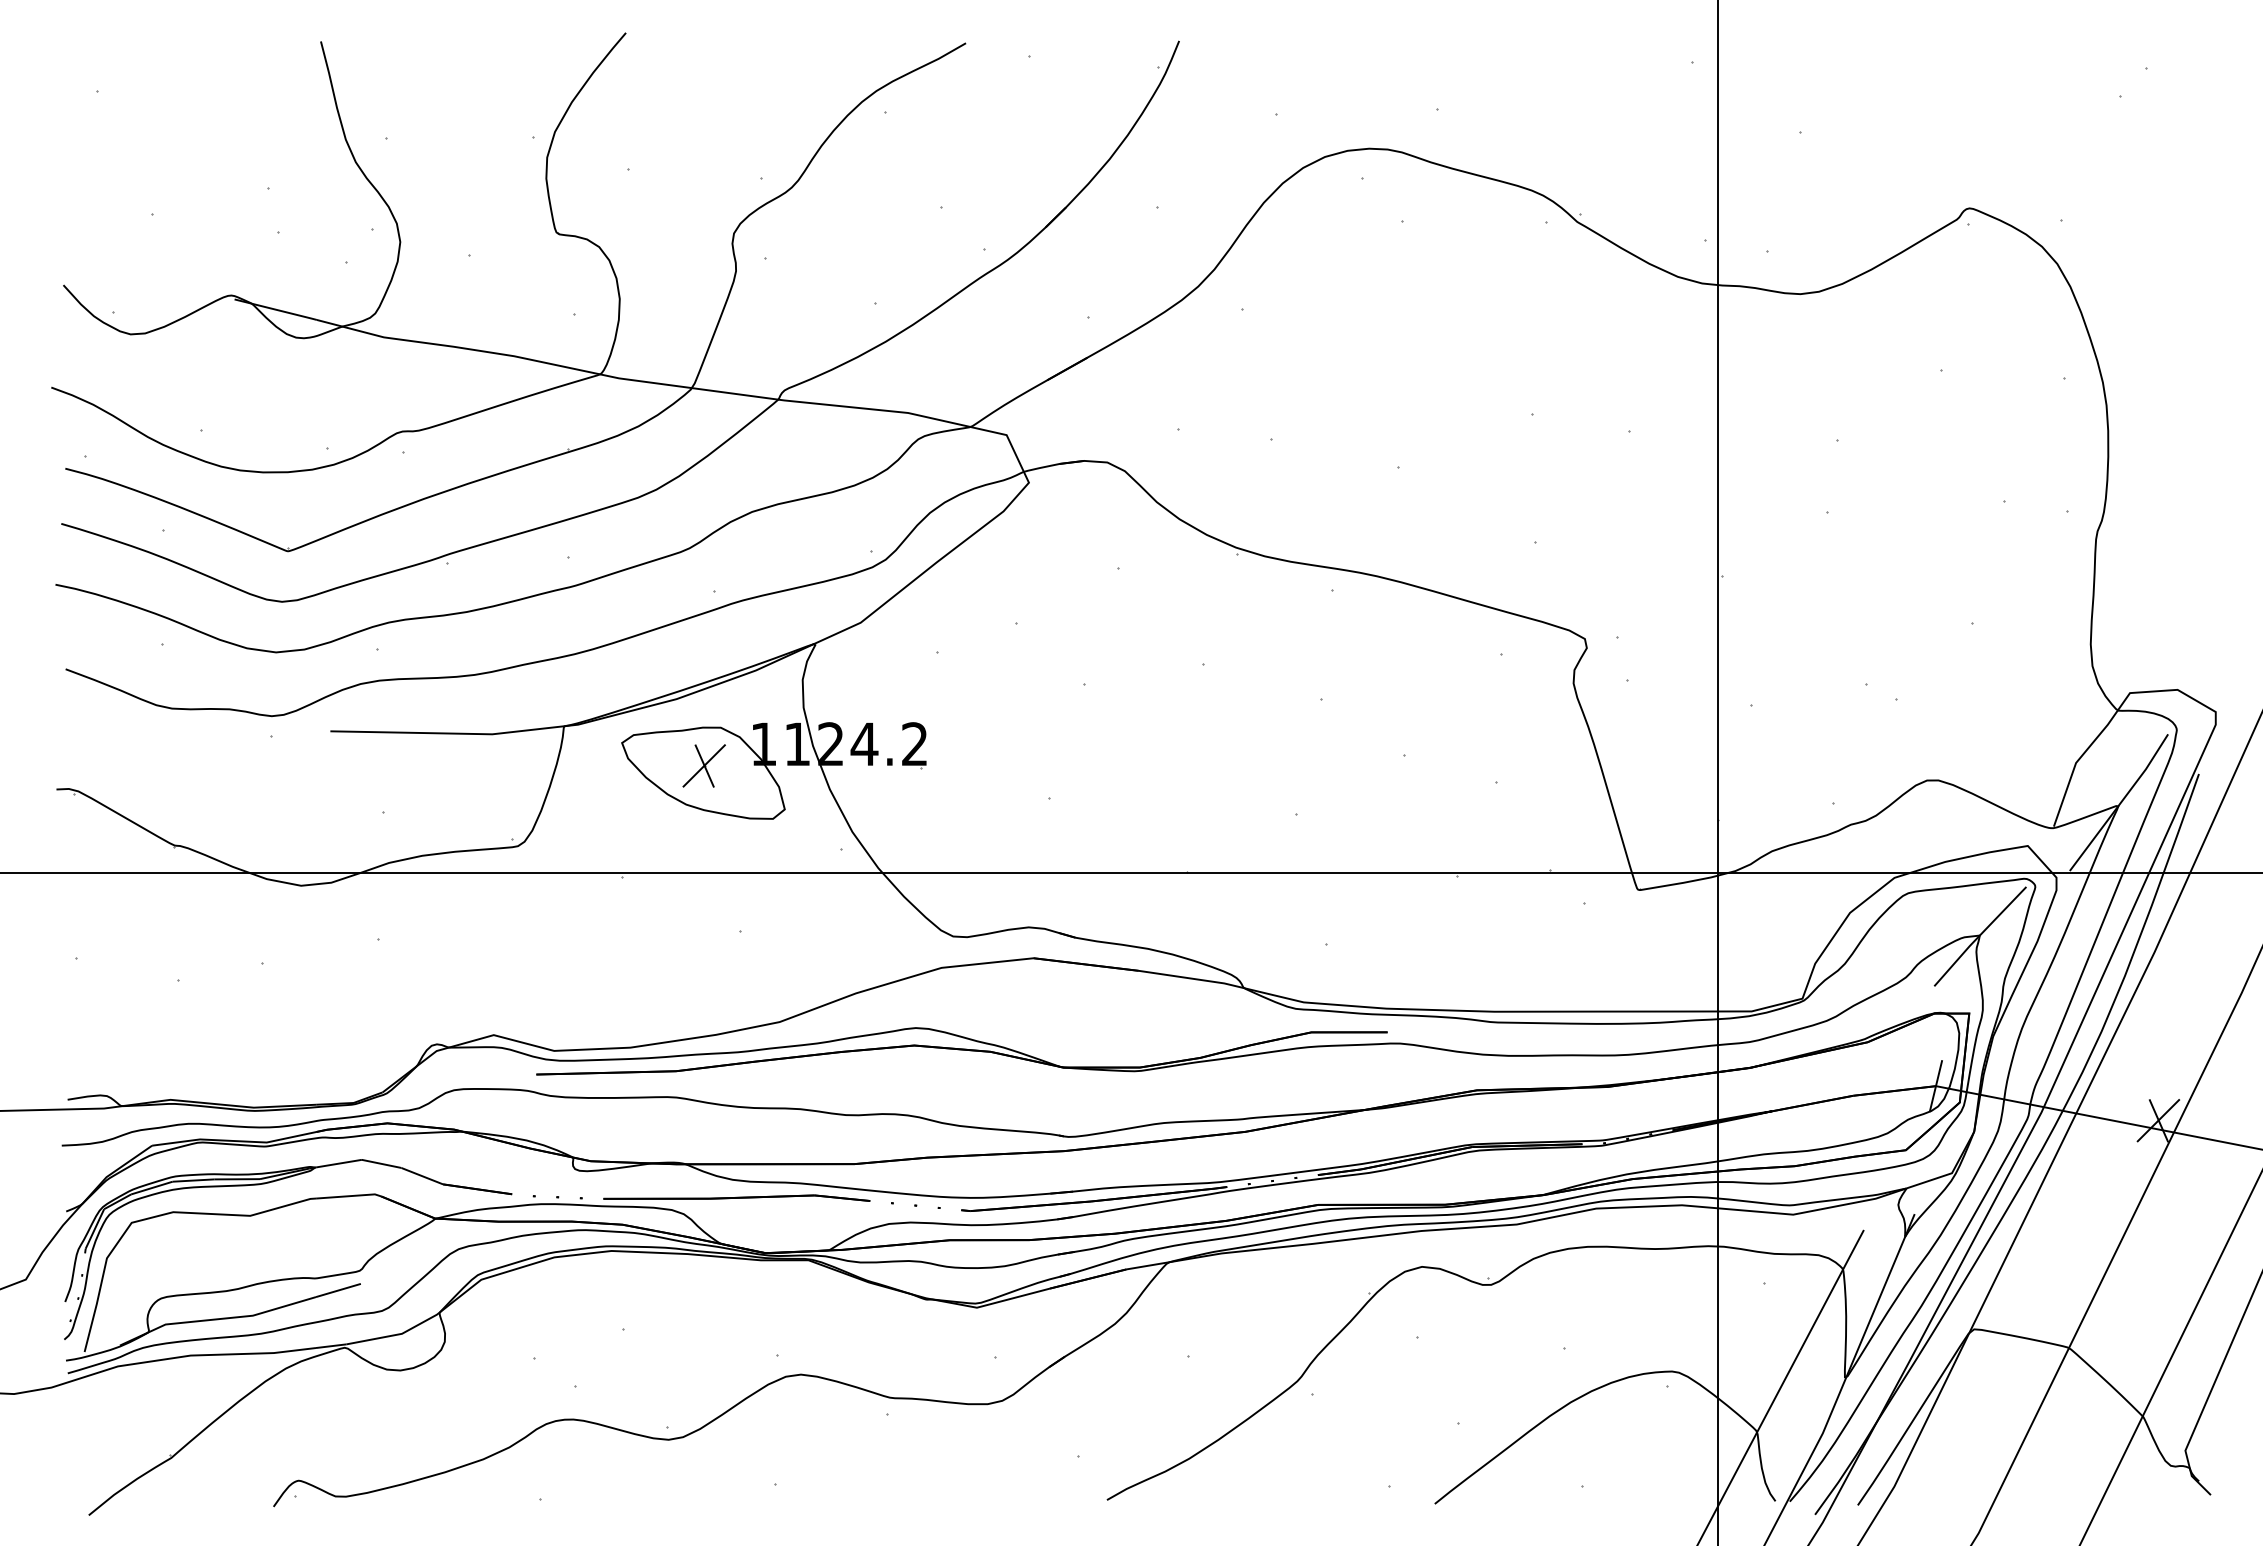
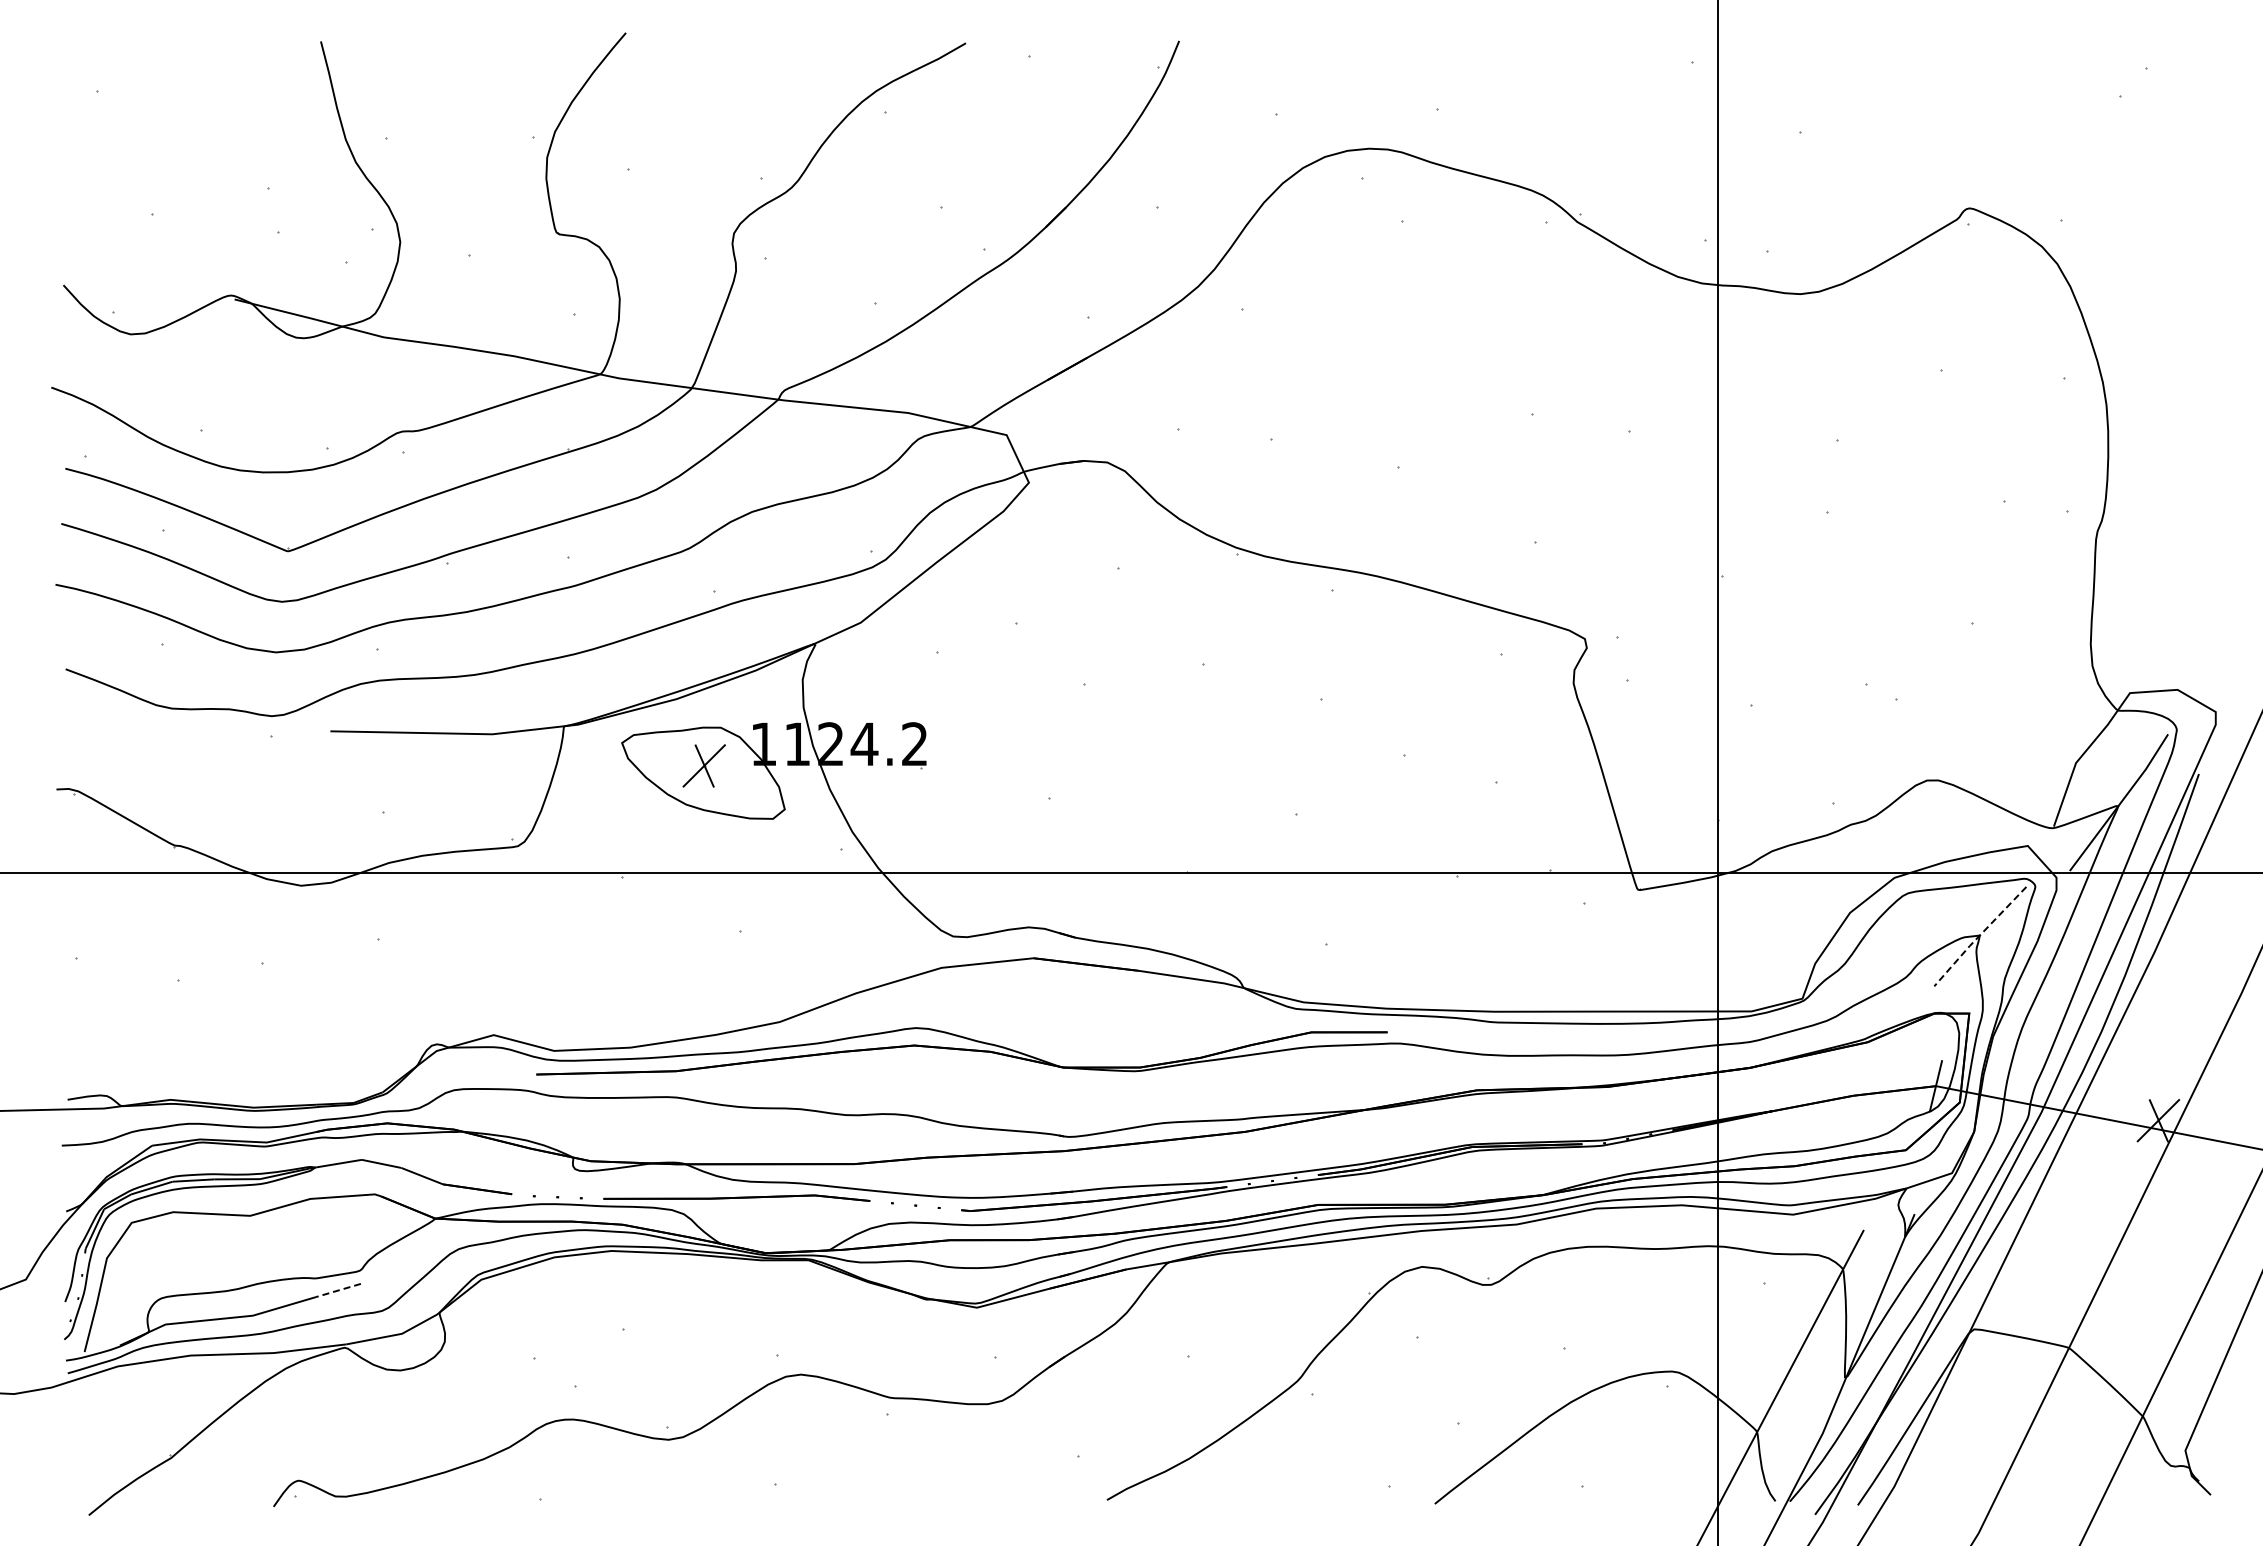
line: solid -> dashed (1978, 936)
line: solid -> dashed (337, 1290)
